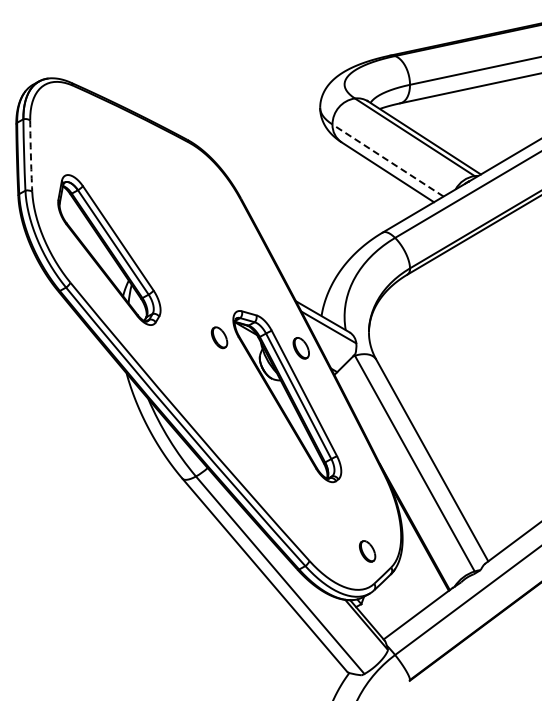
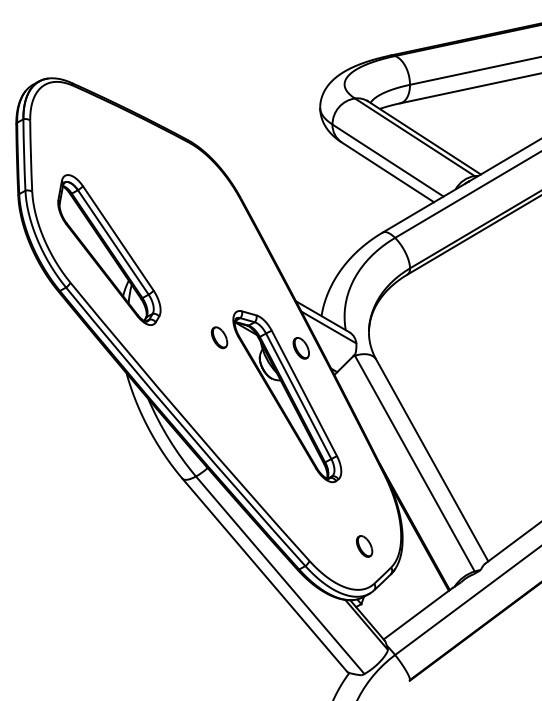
arc: dashed -> solid (30, 156)
line: dashed -> solid (387, 160)
part position: (367, 551) -> (364, 546) (364, 546)
